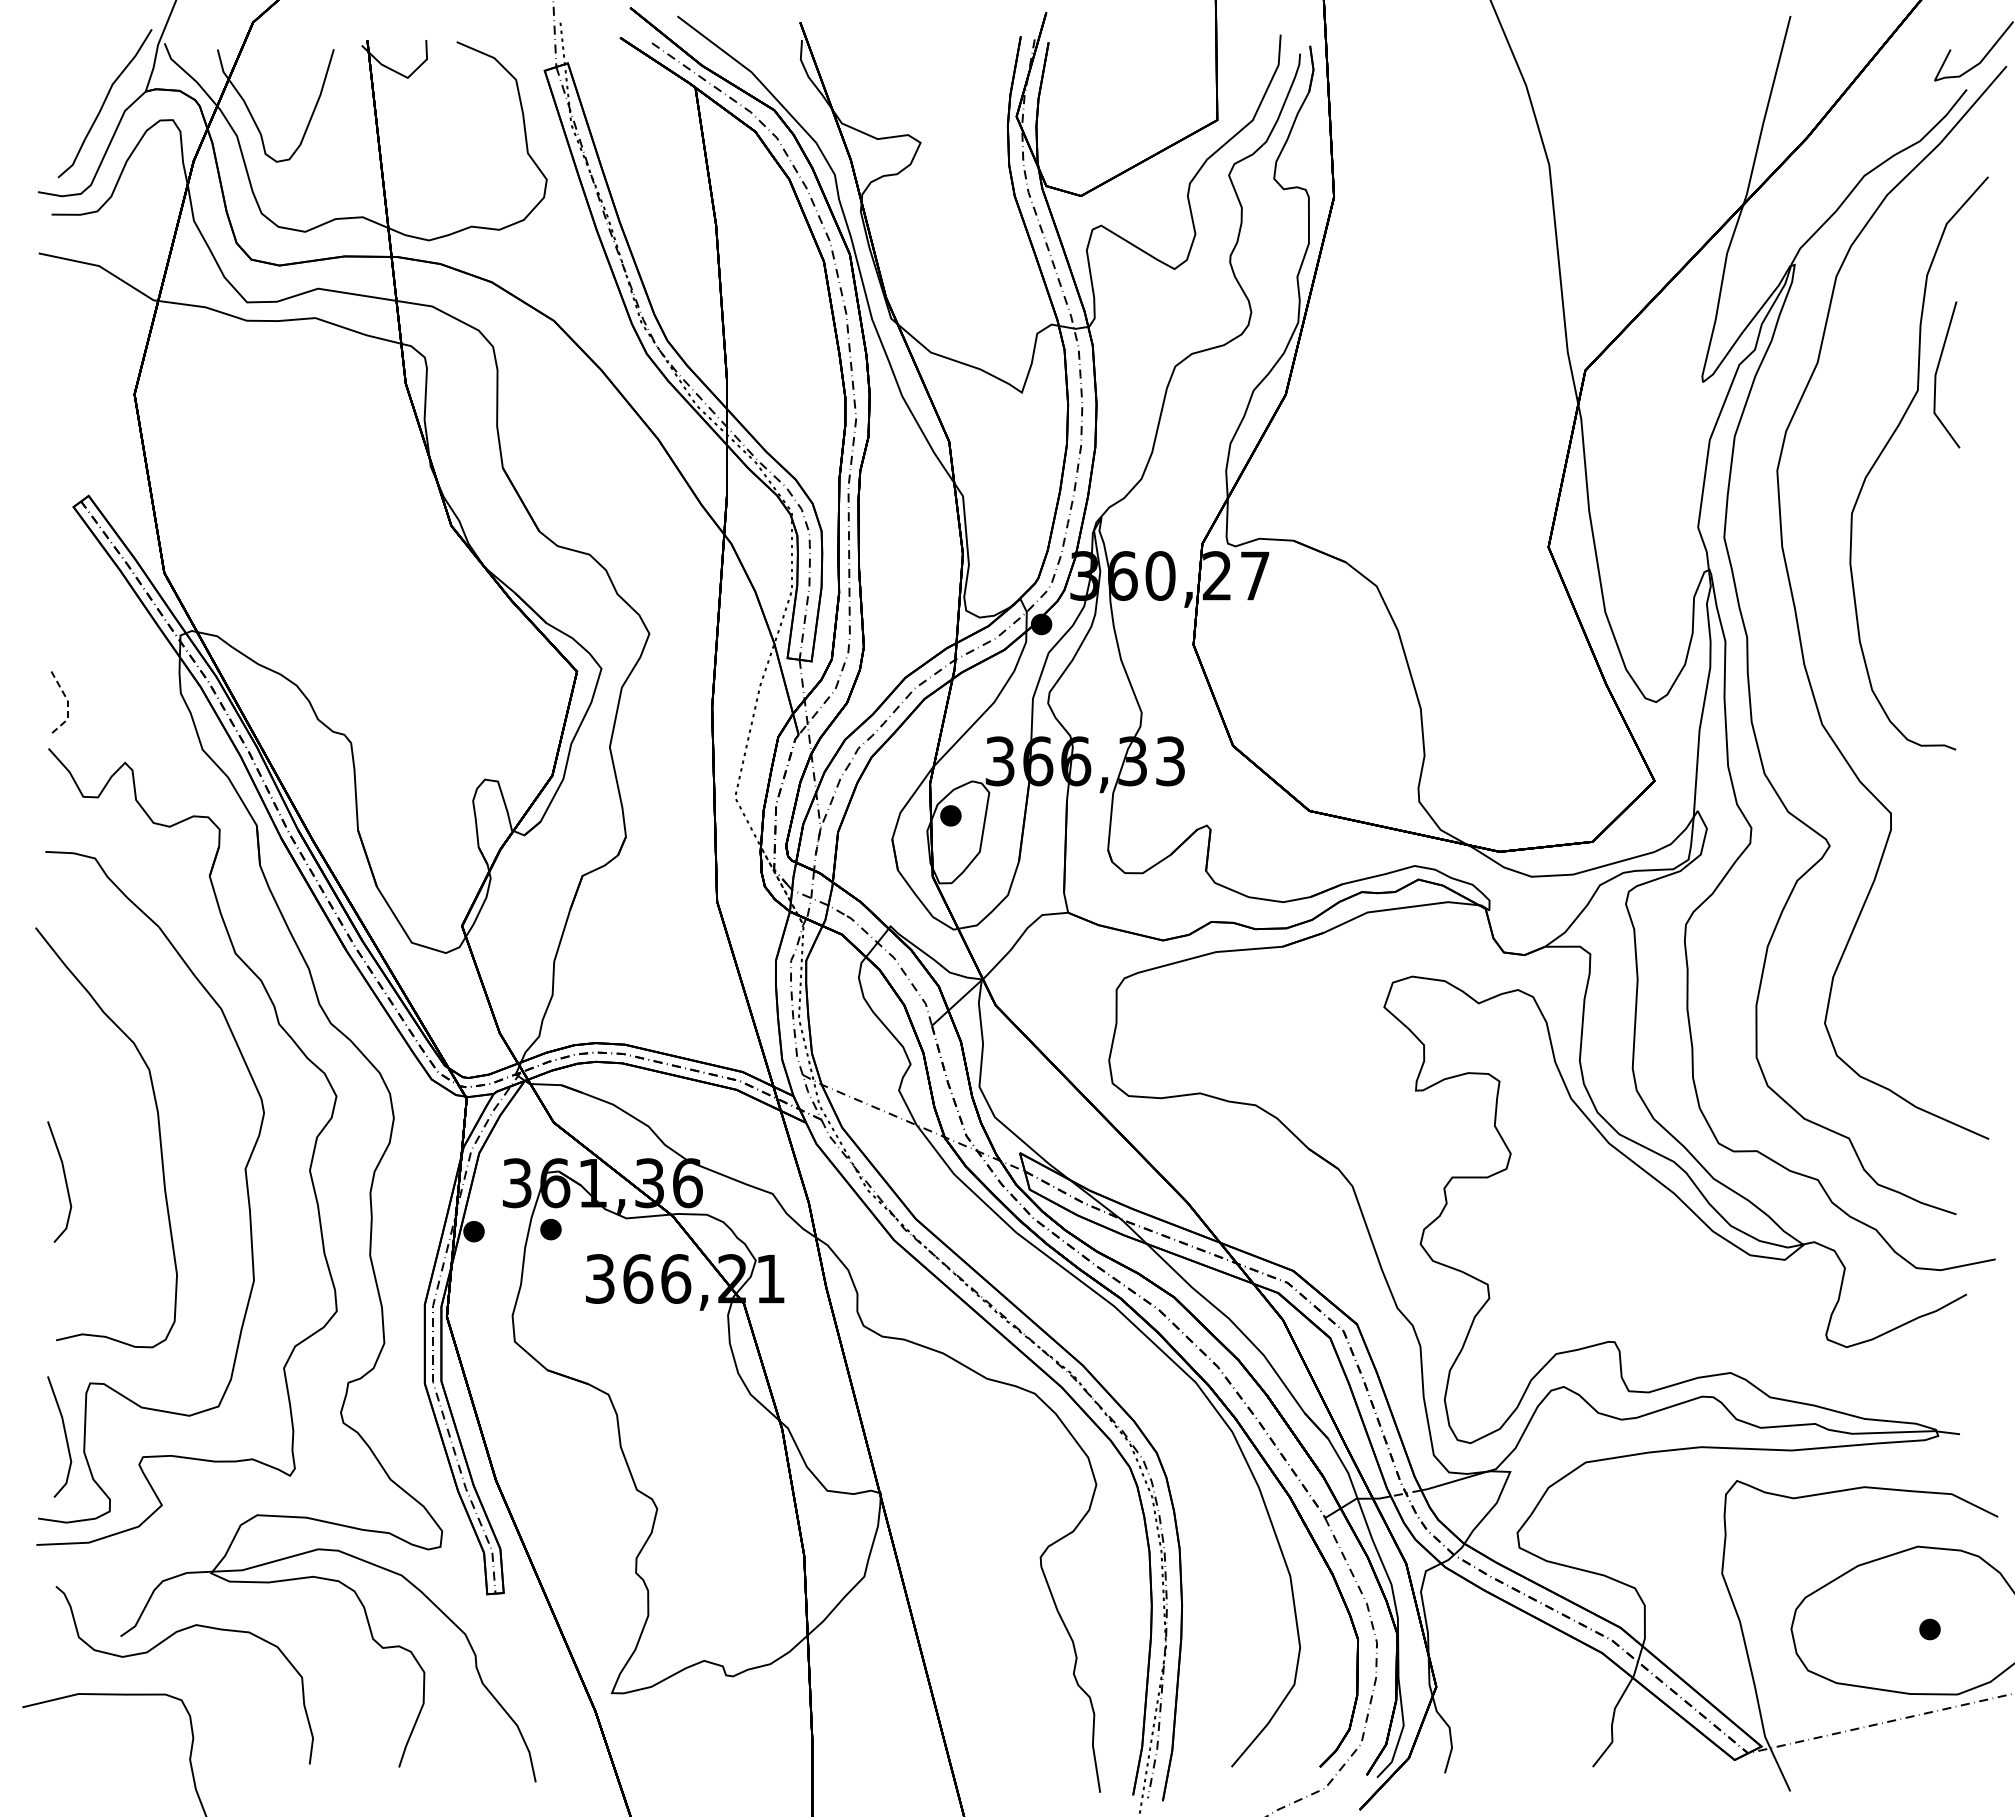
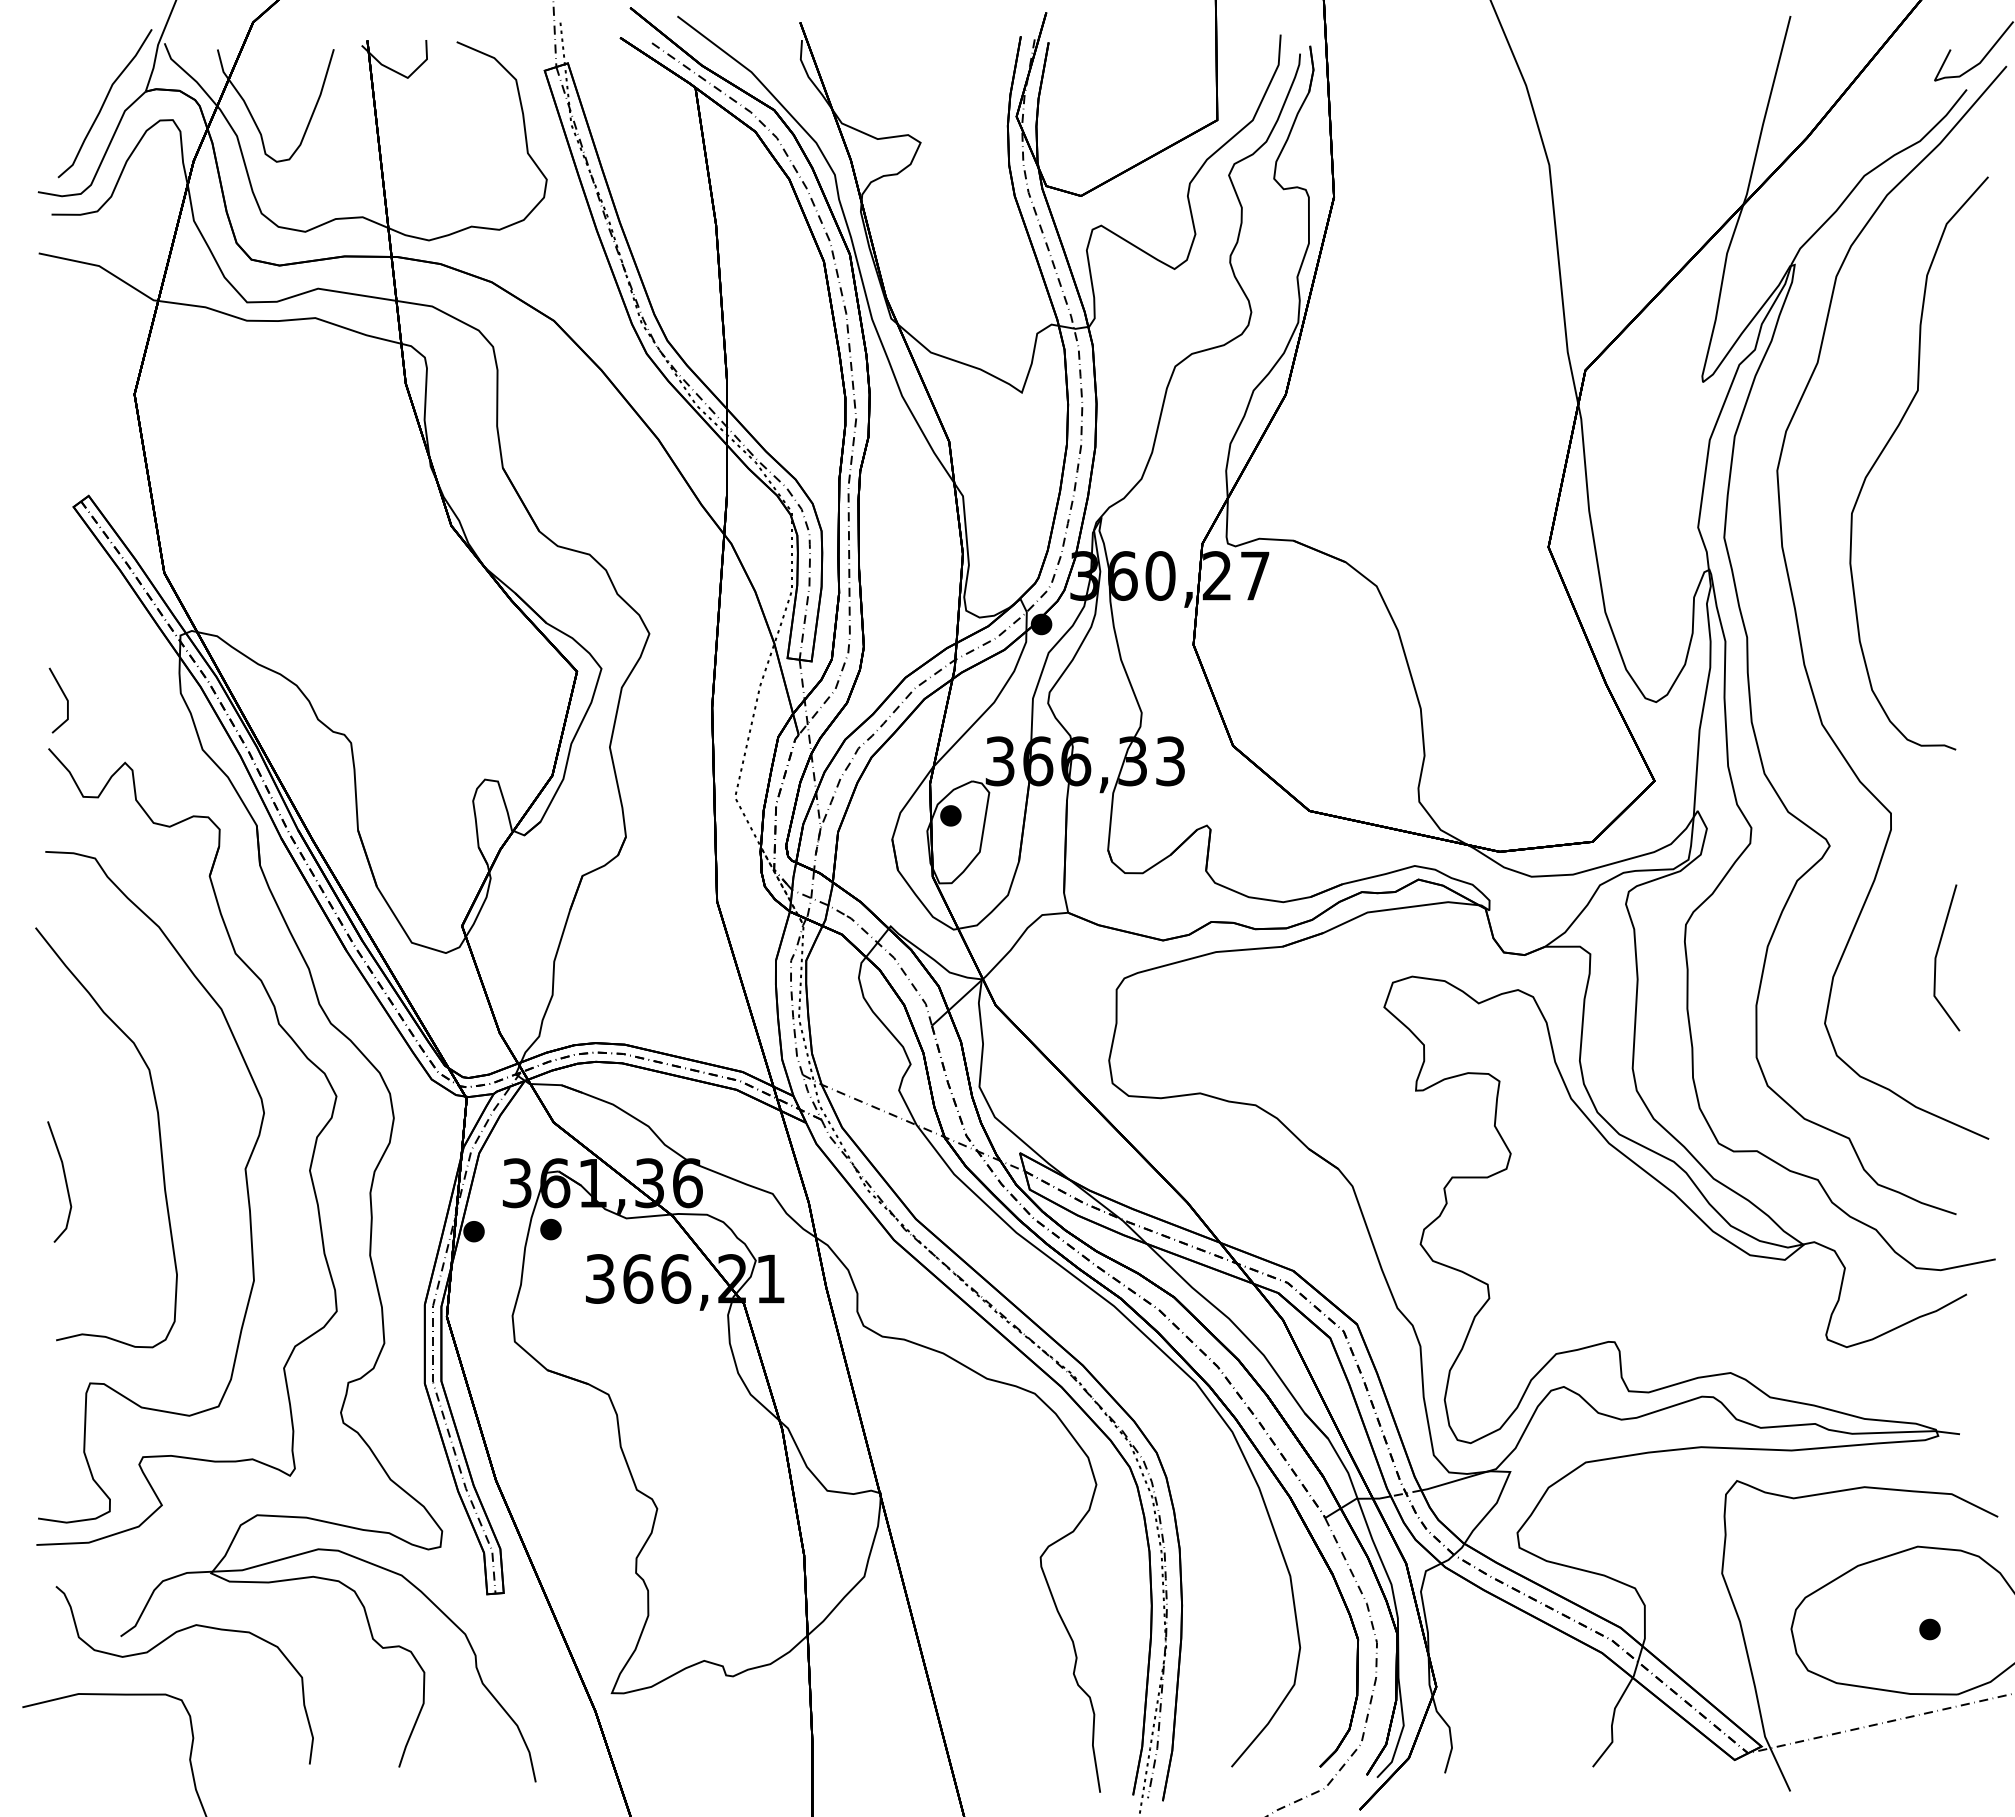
line position: (1937, 372) -> (1937, 955) (1937, 955)
line: dashed -> solid (67, 701)
line: present -> none (64, 1434)
